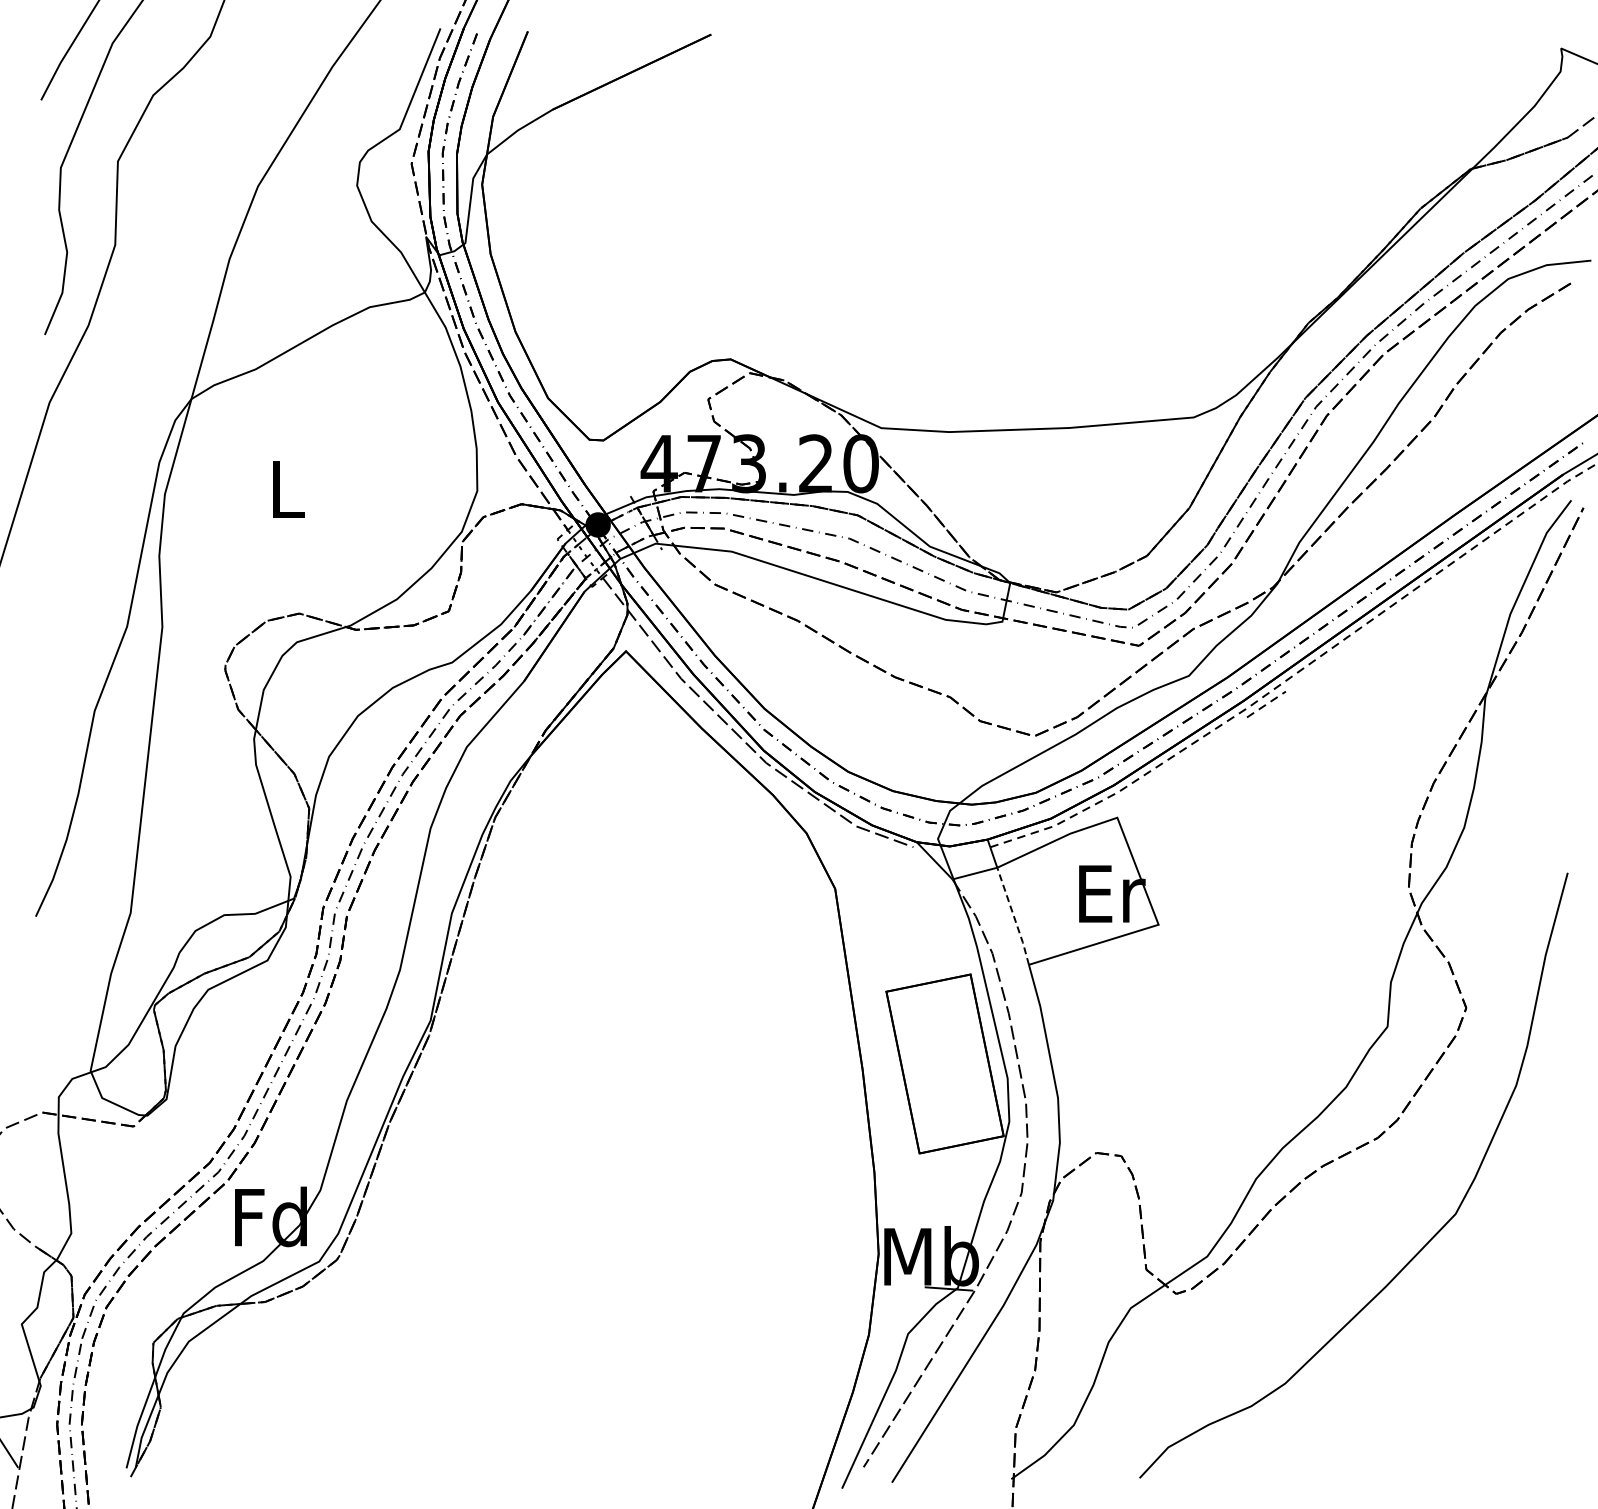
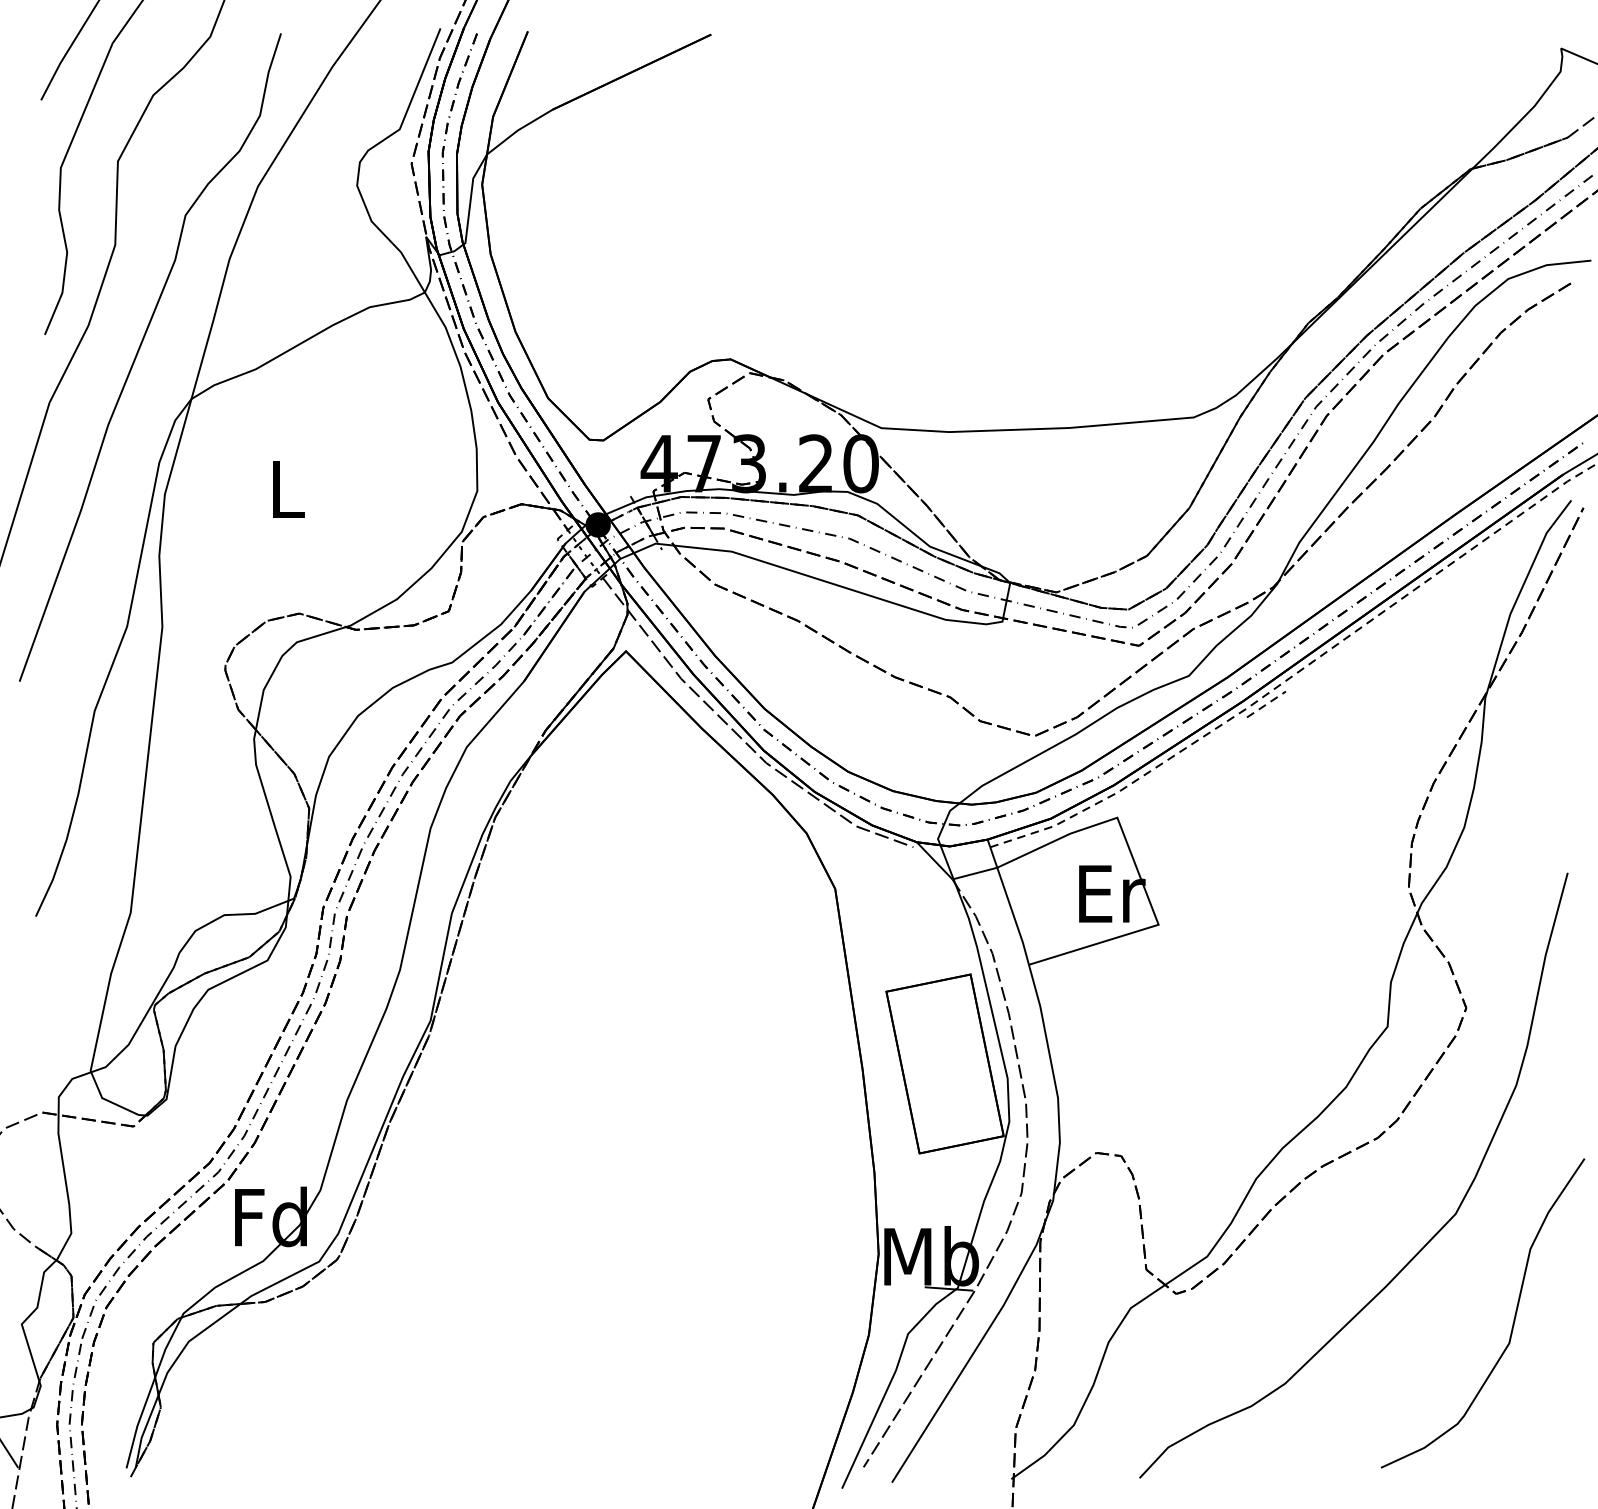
curve: none -> present (139, 351)
line: dashed -> solid (1013, 916)
curve: none -> present (1513, 1319)
